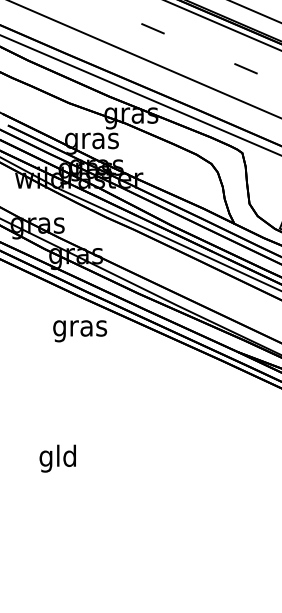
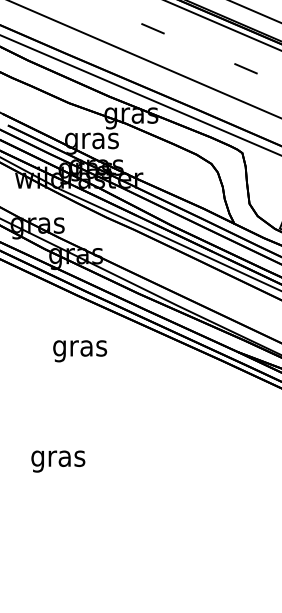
text position: (80, 331) -> (80, 351) (80, 351)
text: gld -> gras (58, 458)
